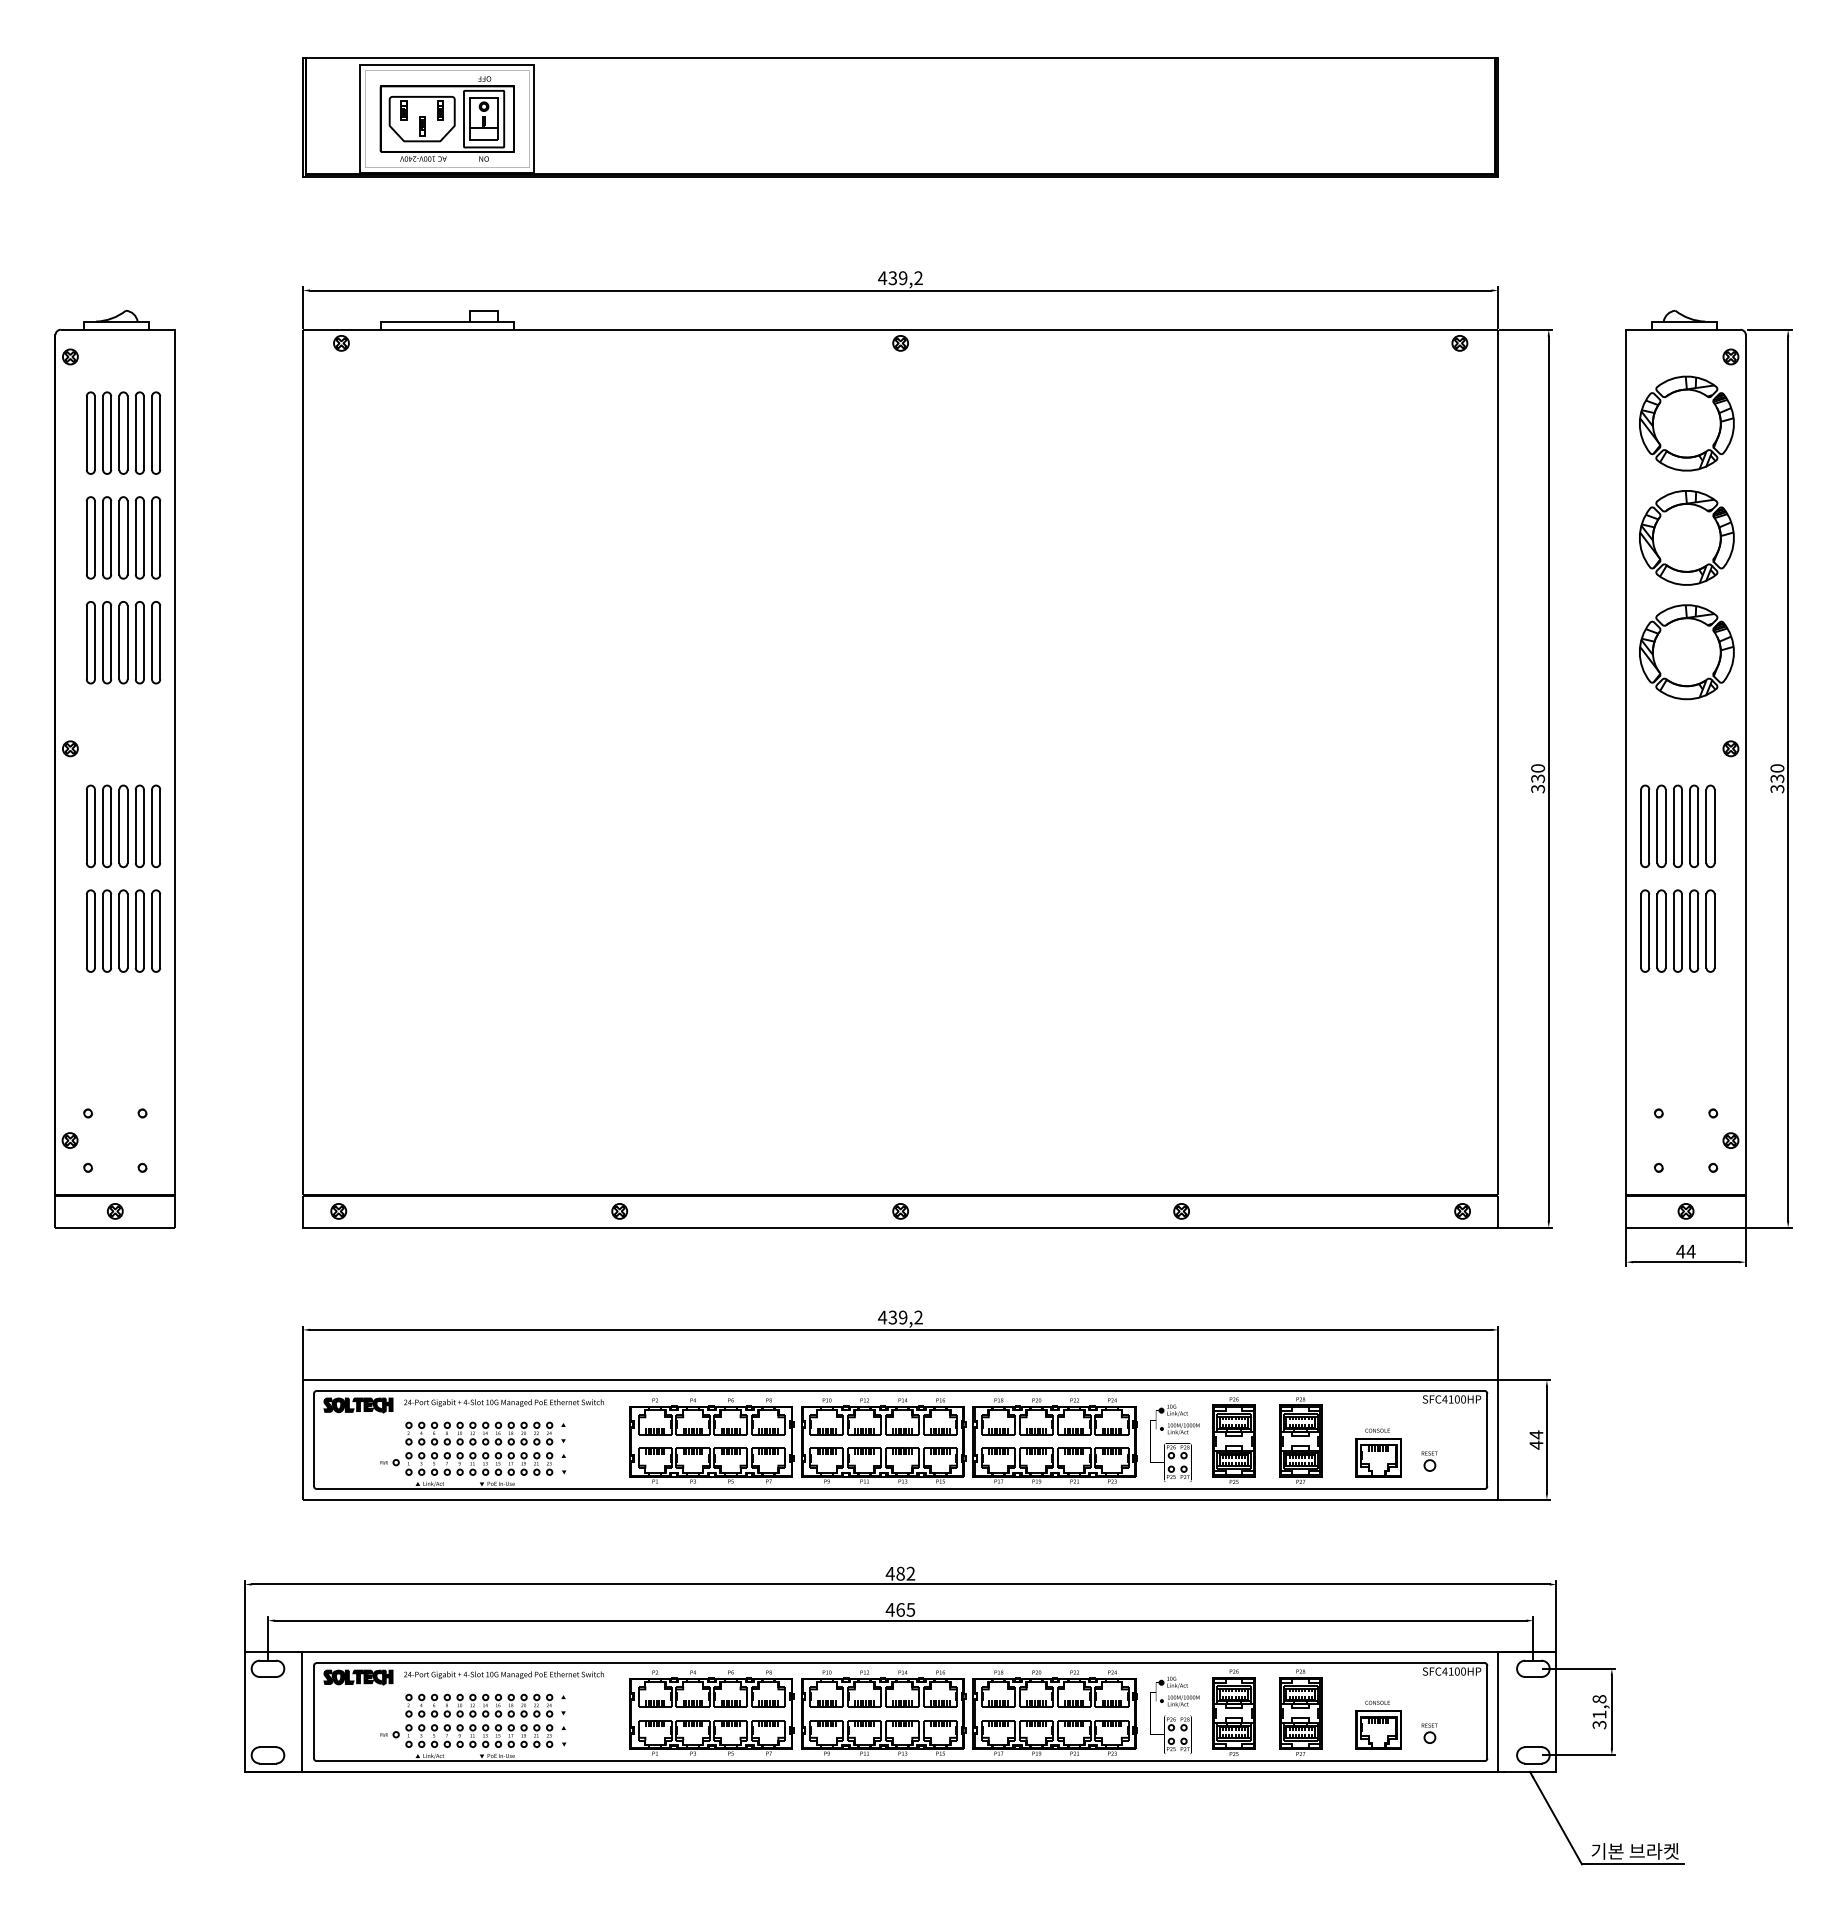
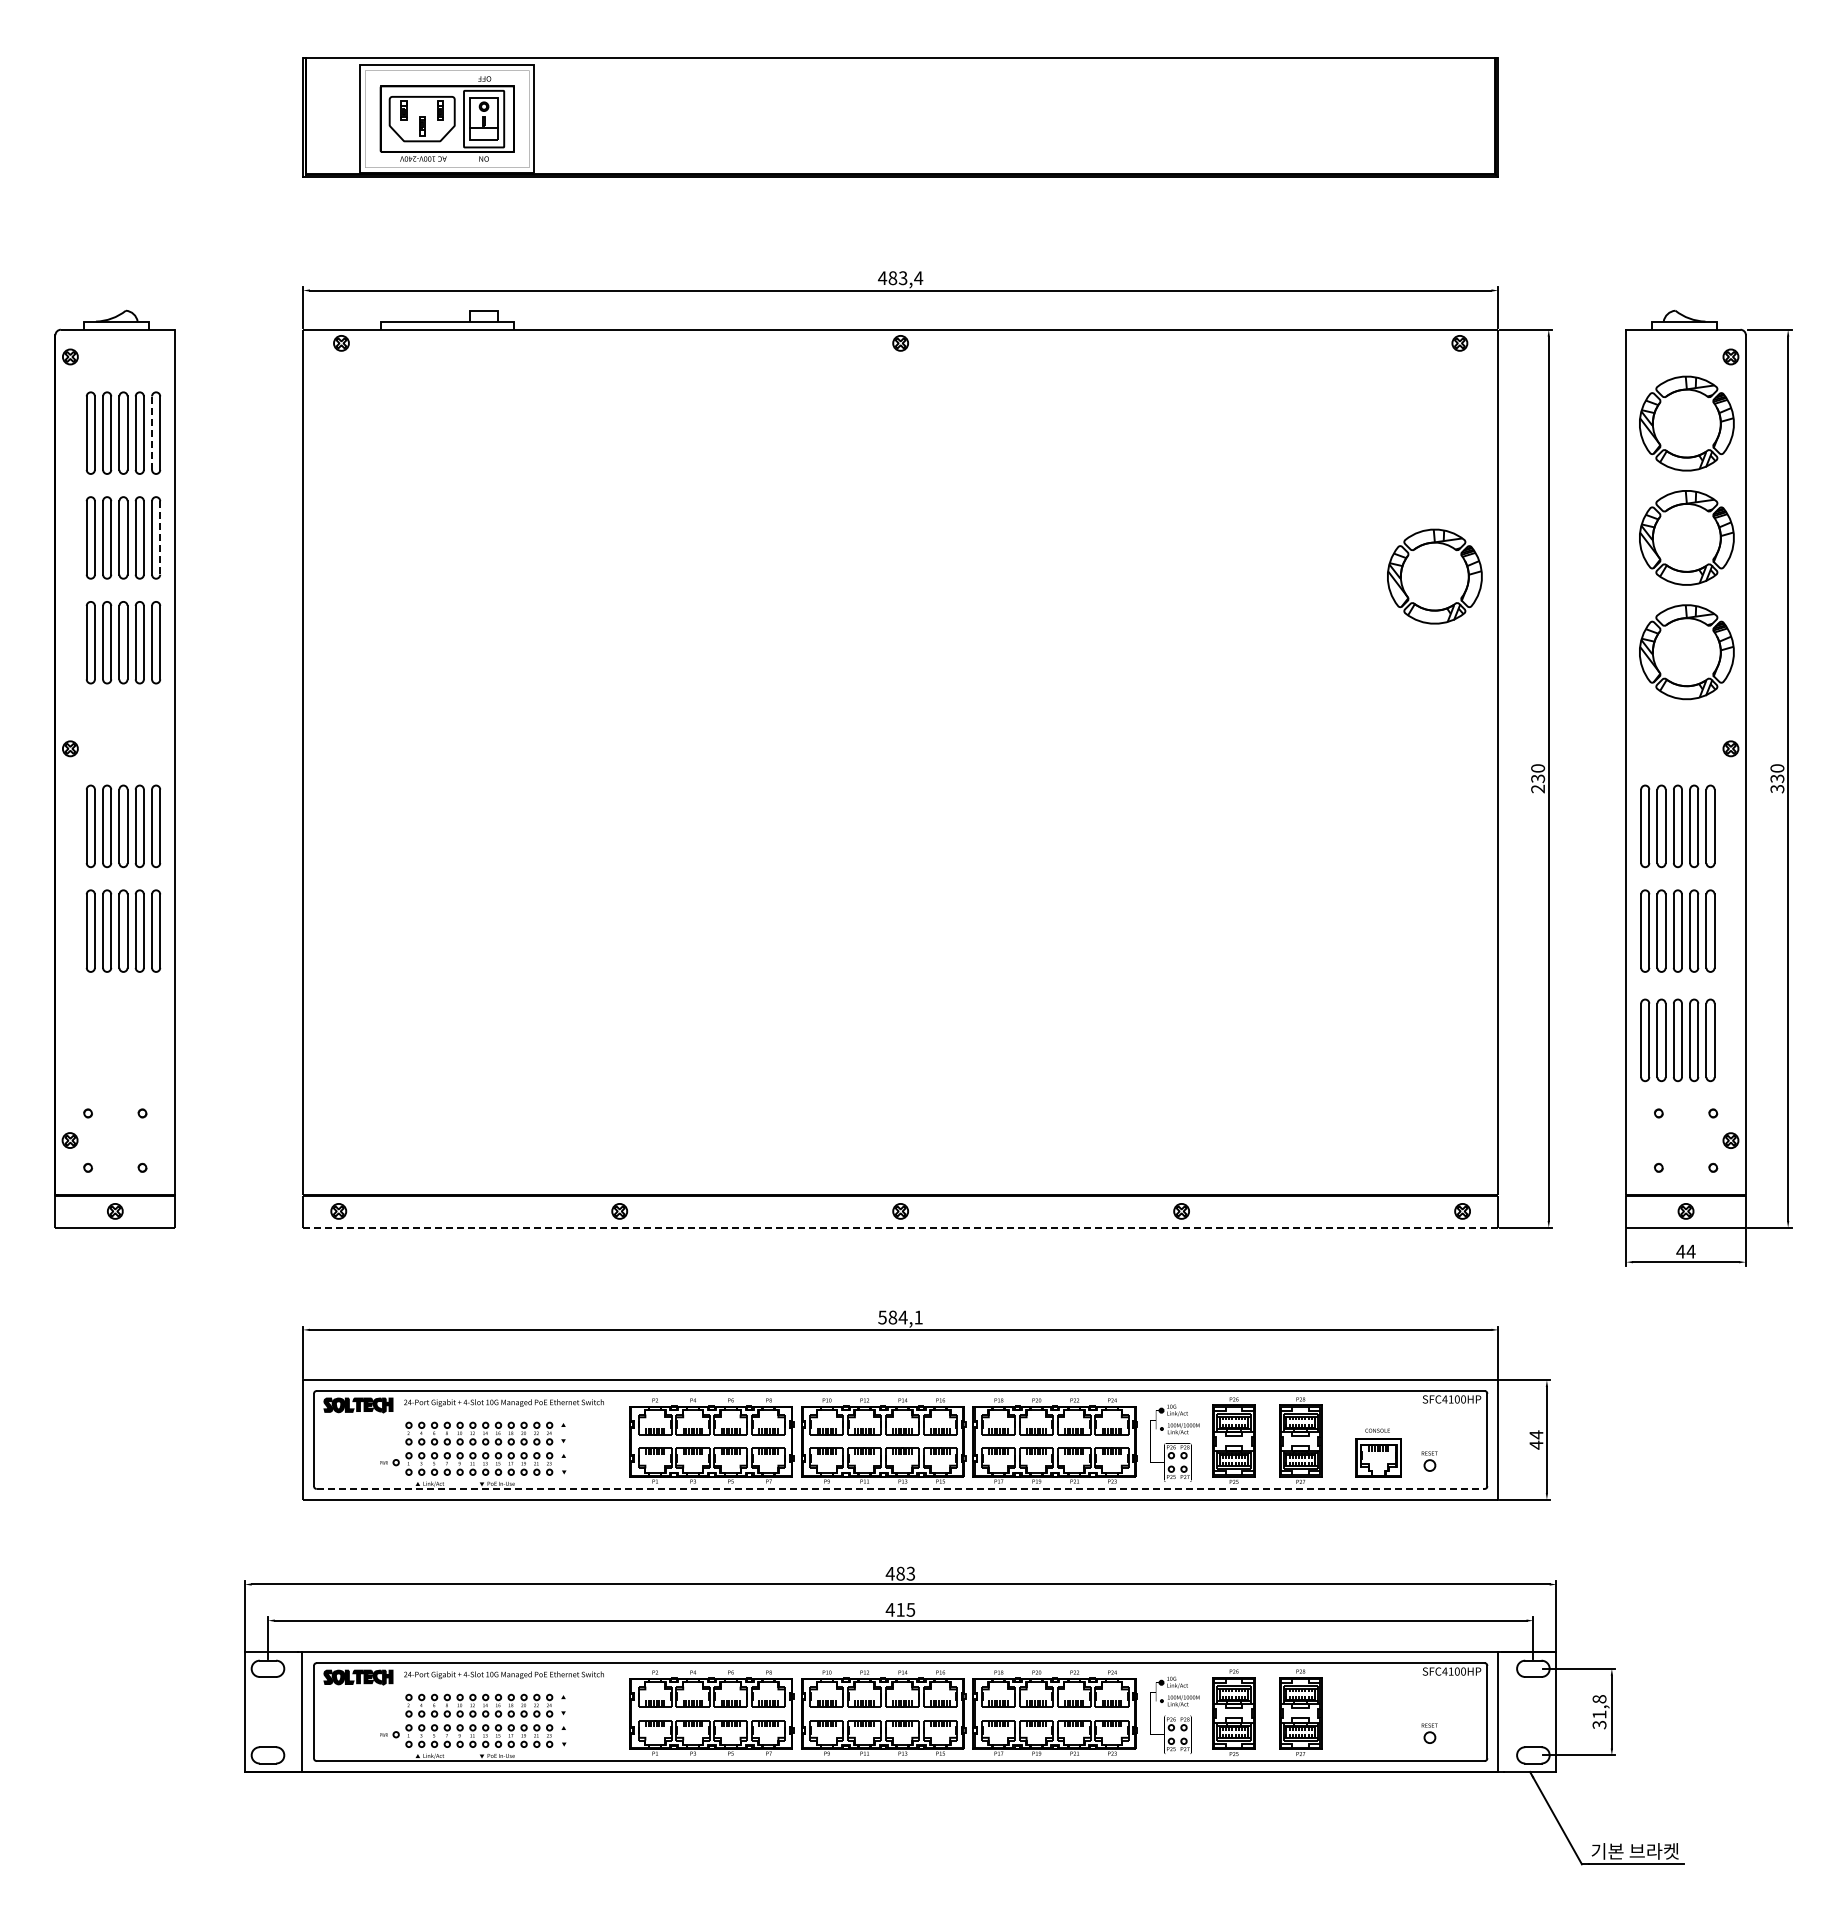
text: 439,2 -> 483,4 (905, 278)
line: solid -> dashed (152, 433)
line: solid -> dashed (160, 537)
part: none -> present (1408, 557)
text: 330 -> 230 (1538, 788)
part: none -> present (1677, 1040)
line: solid -> dashed (900, 1227)
text: 439,2 -> 584,1 (900, 1317)
line: solid -> dashed (900, 1488)
text: 482 -> 483 (910, 1573)
text: 465 -> 415 (900, 1609)
part: present -> none (1378, 1724)
